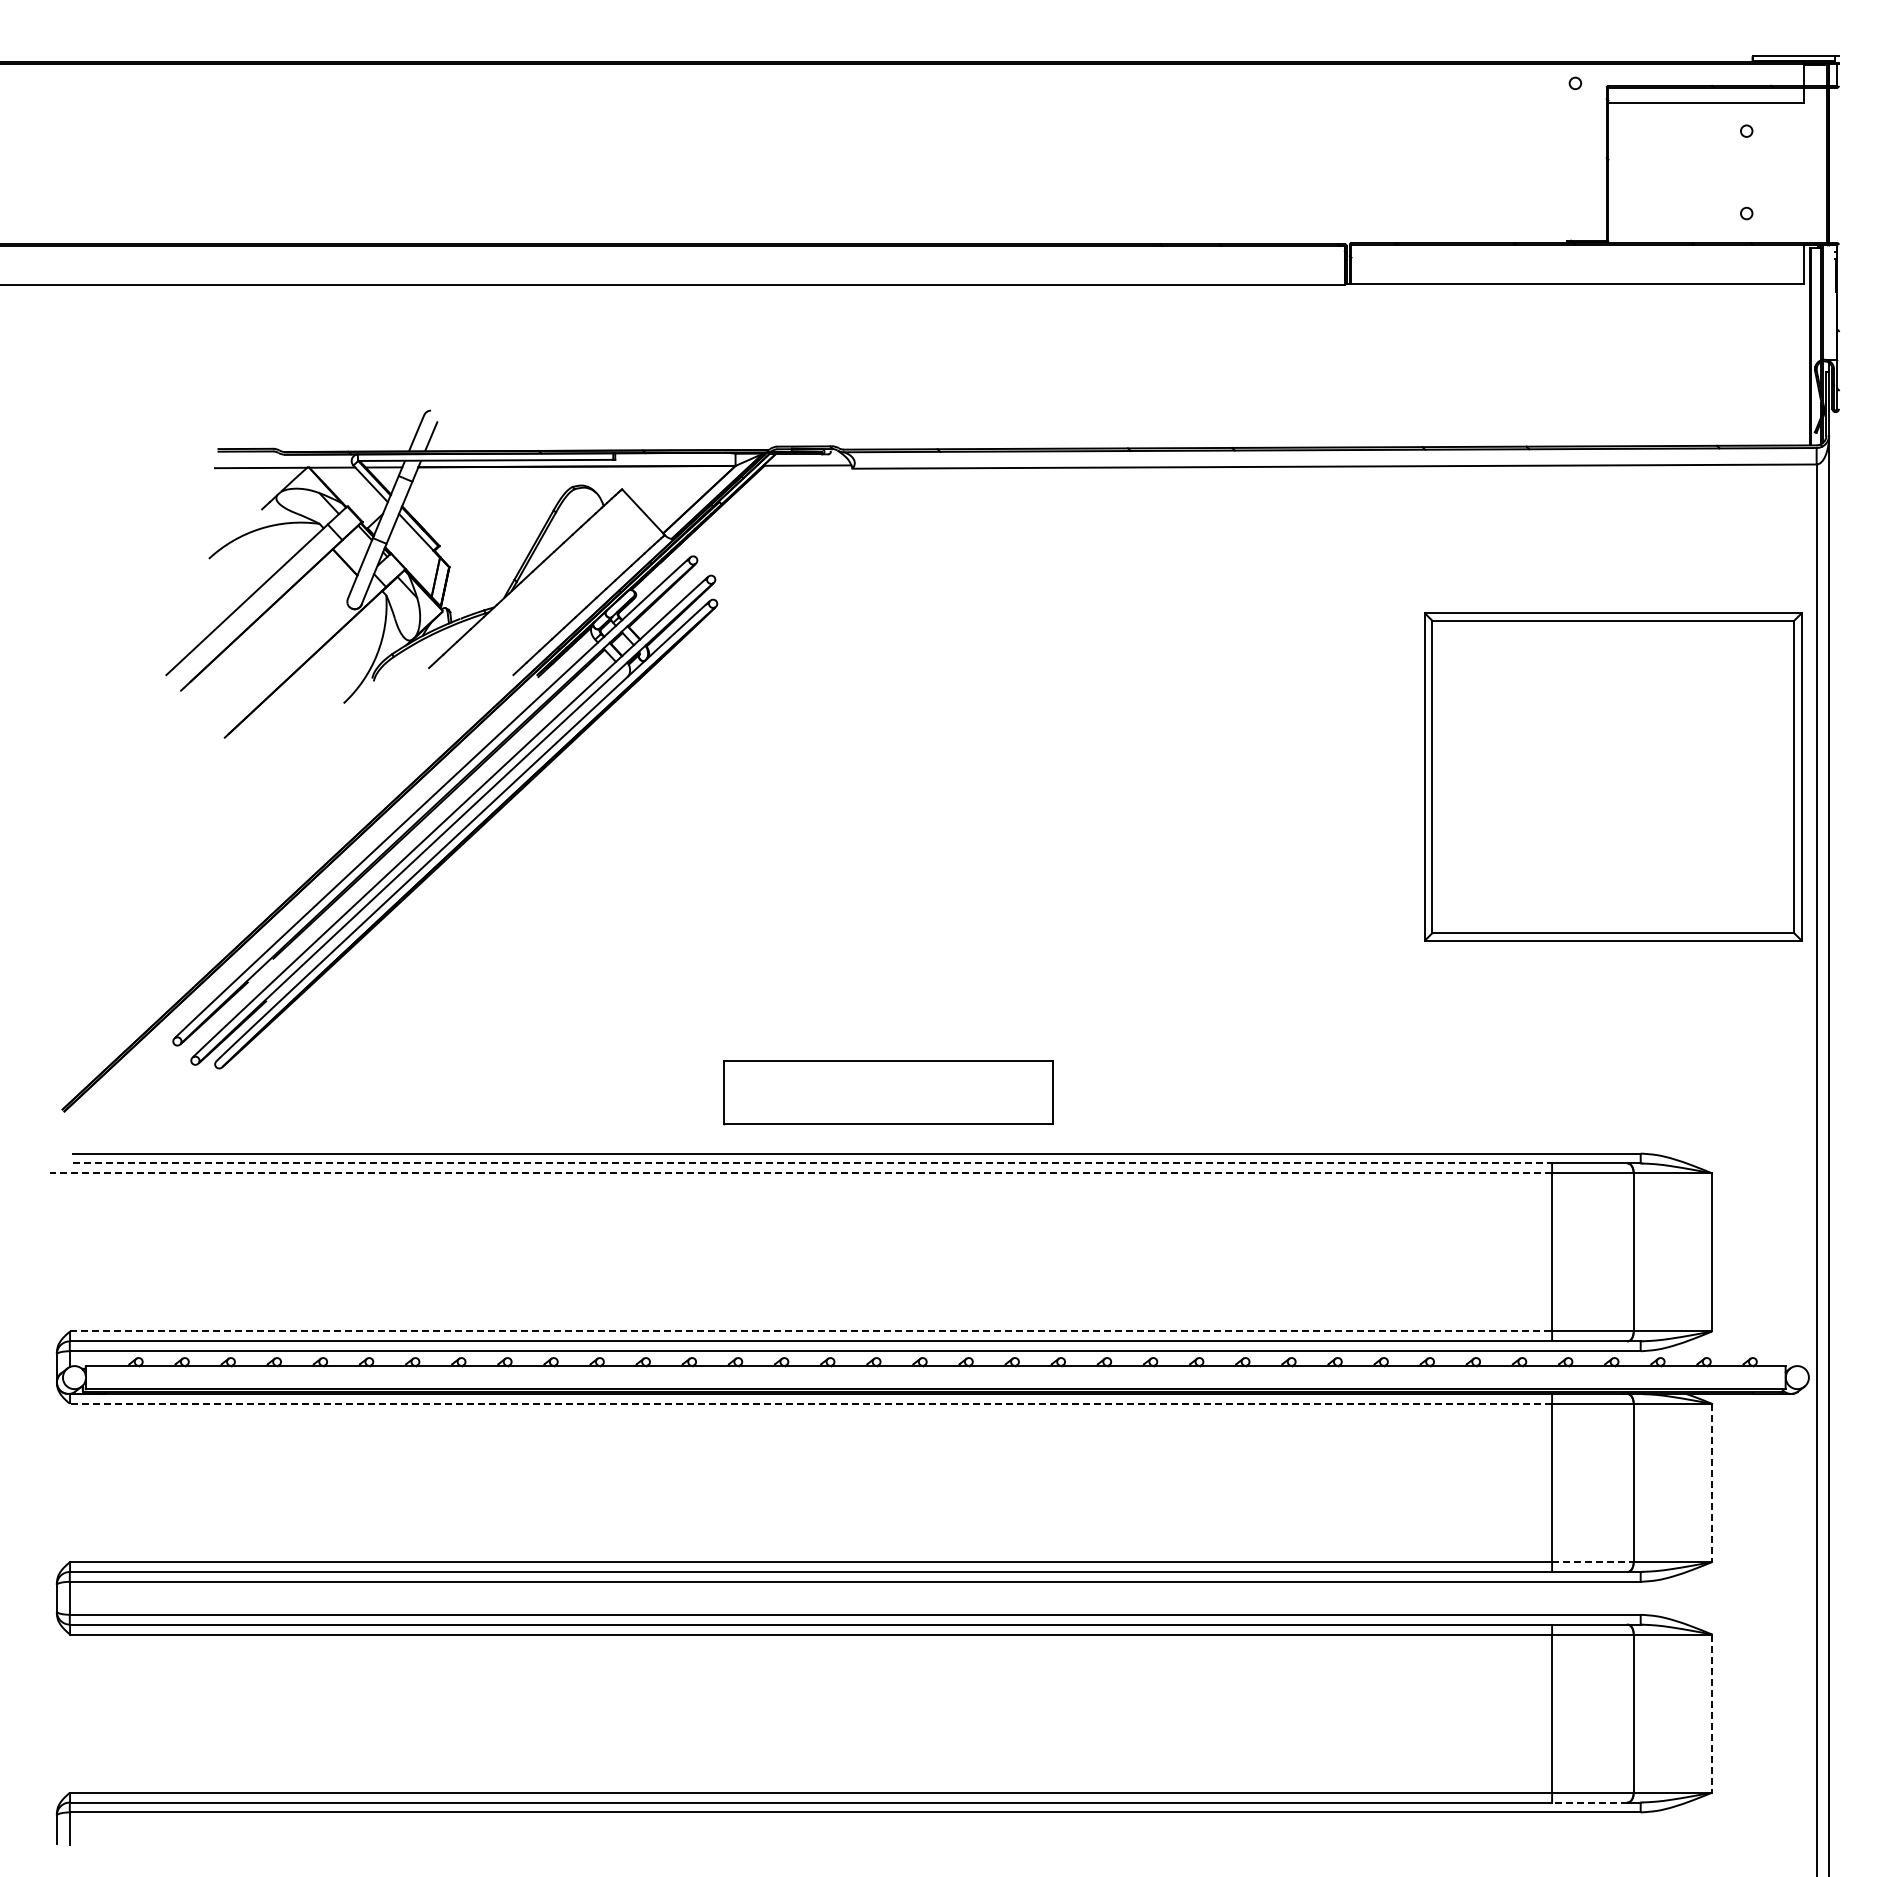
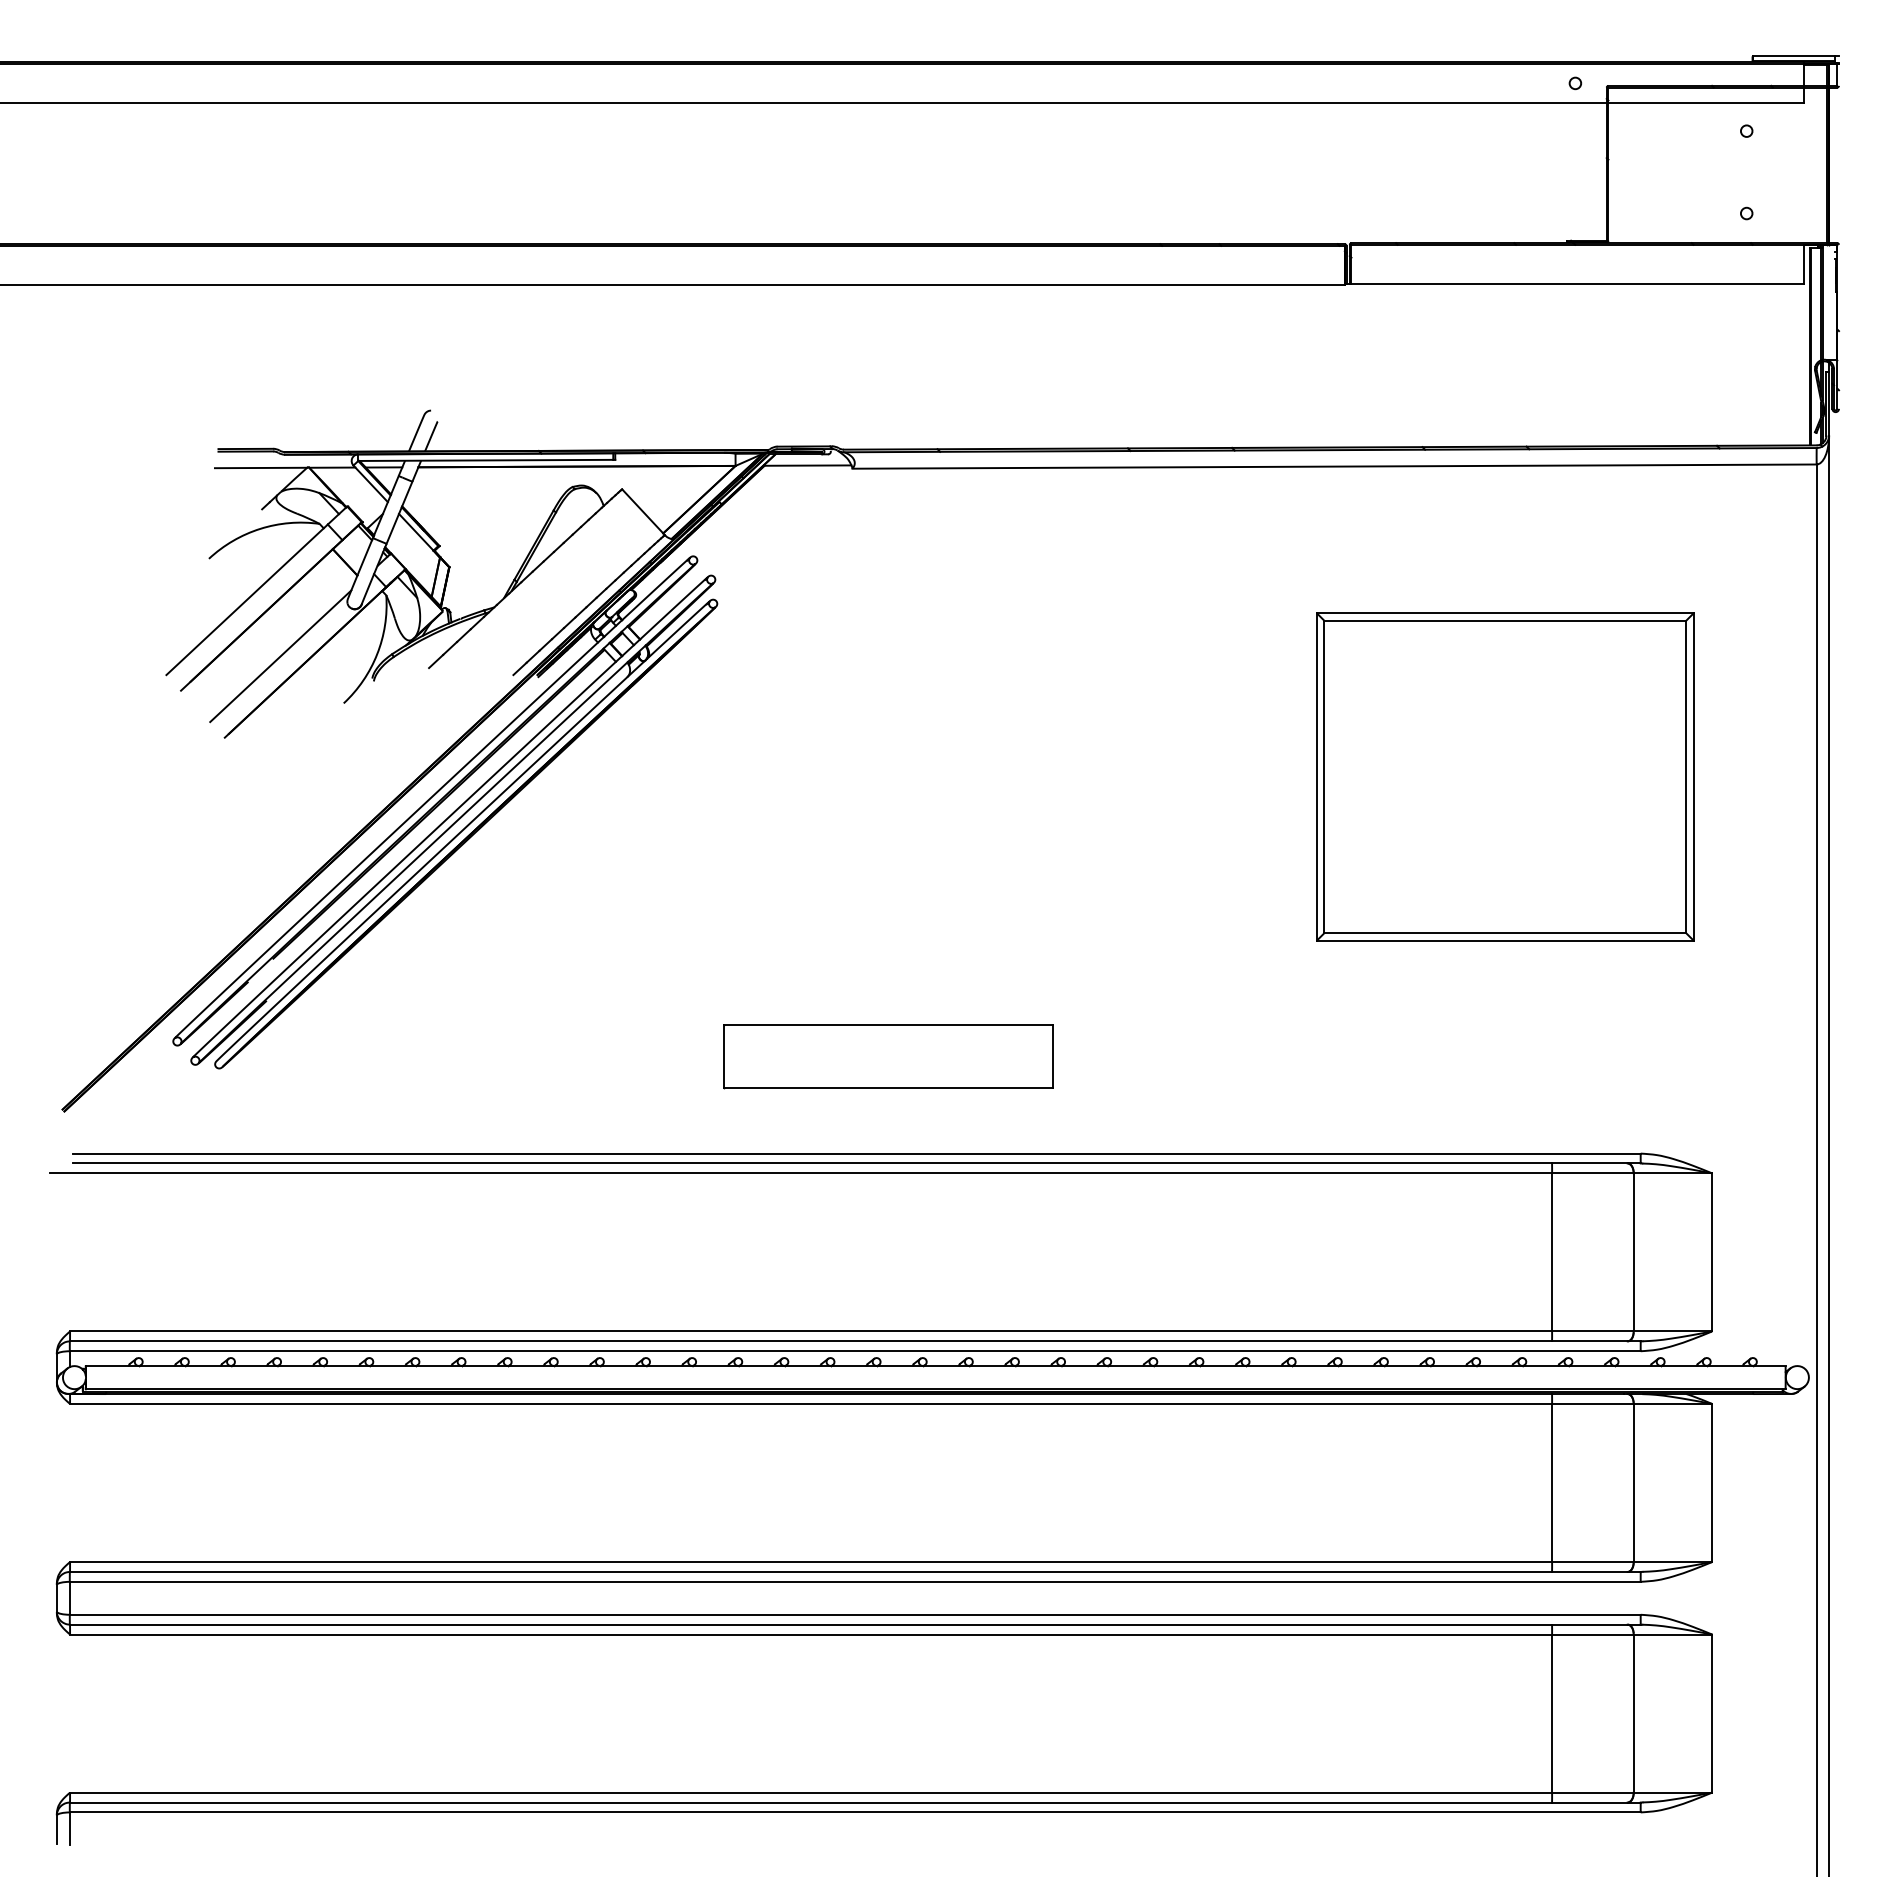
line: none -> present (804, 103)
line: none -> present (280, 656)
part position: (1613, 776) -> (1505, 776) (1505, 776)
part position: (888, 1092) -> (888, 1056) (888, 1056)
line: dashed -> solid (813, 1163)
line: dashed -> solid (801, 1173)
line: dashed -> solid (811, 1331)
line: dashed -> solid (810, 1403)
line: dashed -> solid (1712, 1483)
line: dashed -> solid (1592, 1562)
line: dashed -> solid (1712, 1714)
line: dashed -> solid (1589, 1802)
